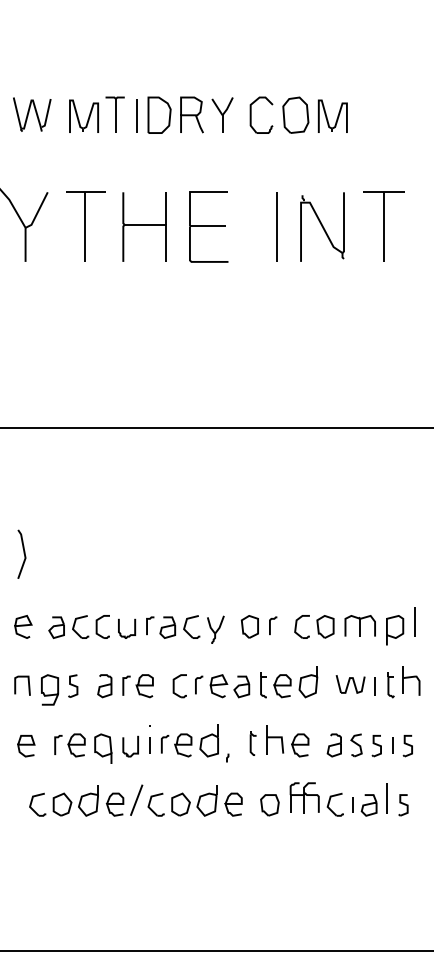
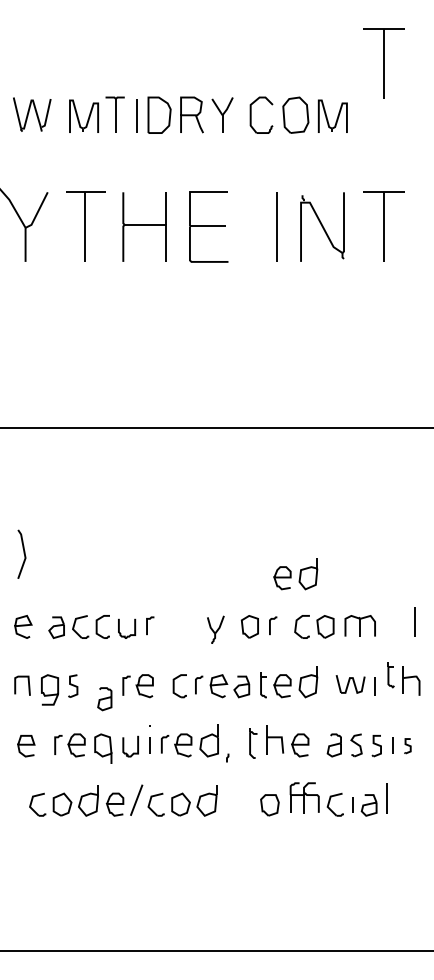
part: none -> present (383, 63)
part: none -> present (295, 574)
part: present -> none (179, 626)
curve: present -> none (399, 634)
part position: (390, 685) -> (390, 675) (390, 675)
part position: (104, 686) -> (104, 699) (104, 699)
part size: 8x25 px -> 9x31 px (253, 743)
part size: 11x23 px -> 8x17 px (407, 746)
curve: present -> none (233, 804)
part: present -> none (403, 805)
